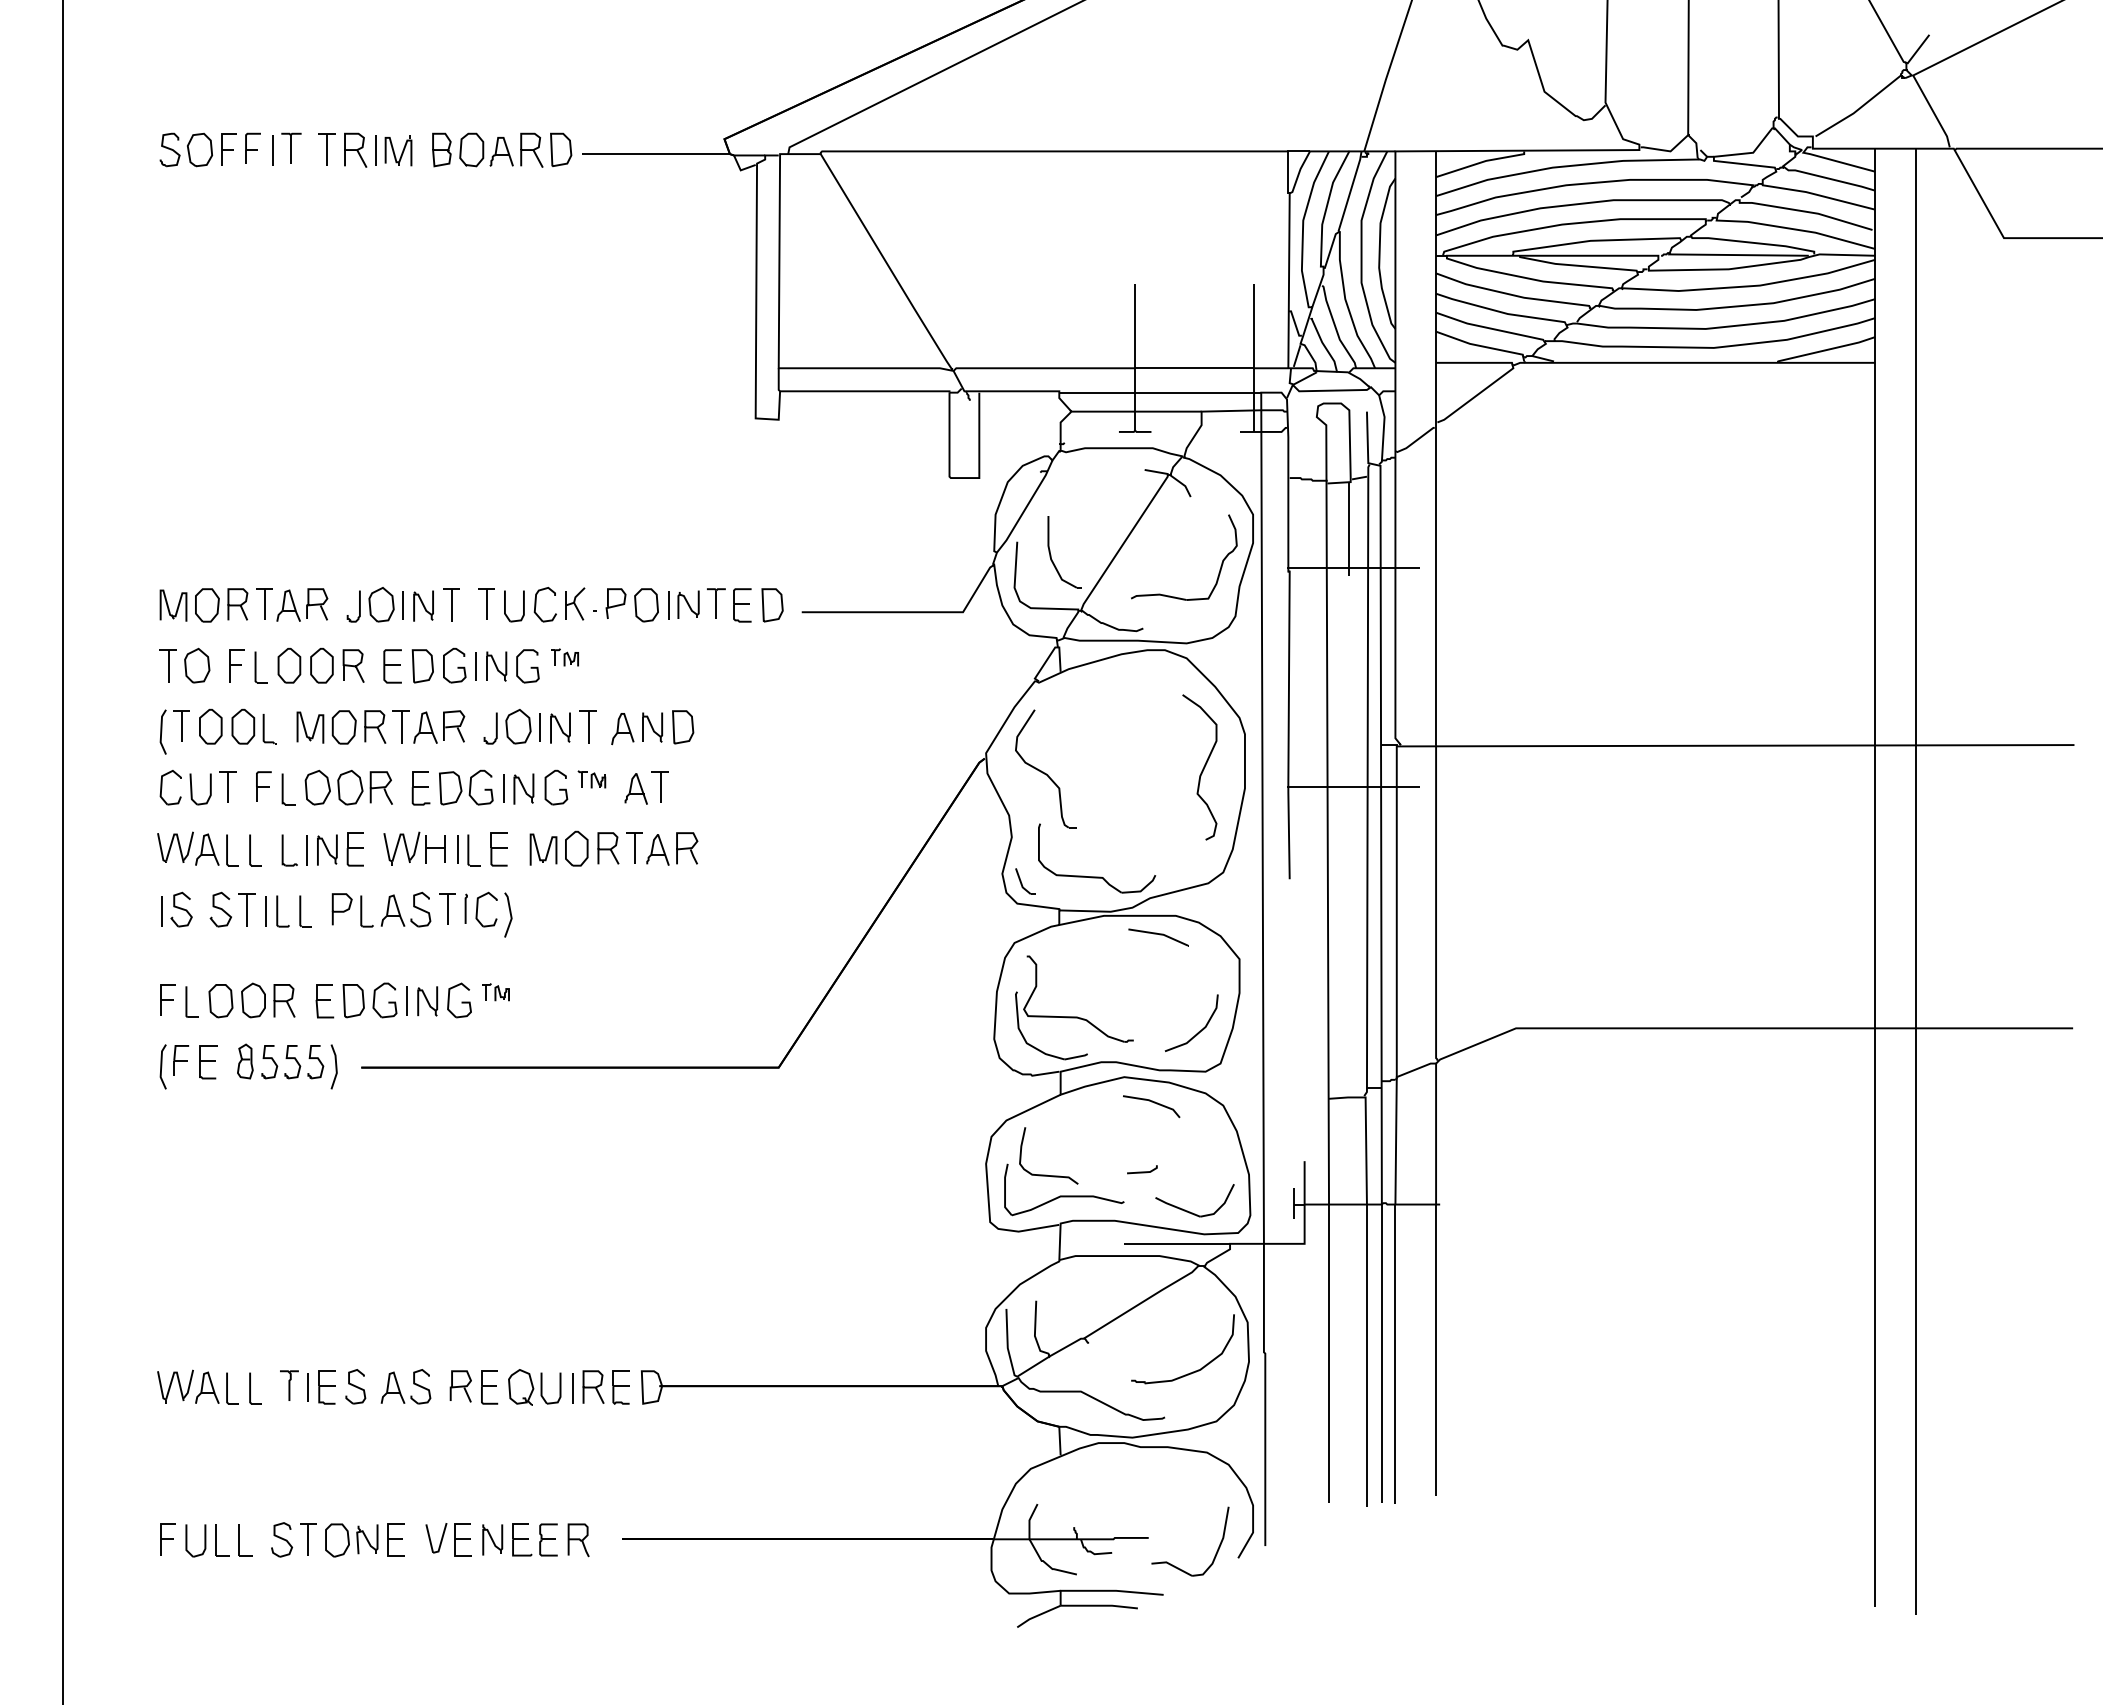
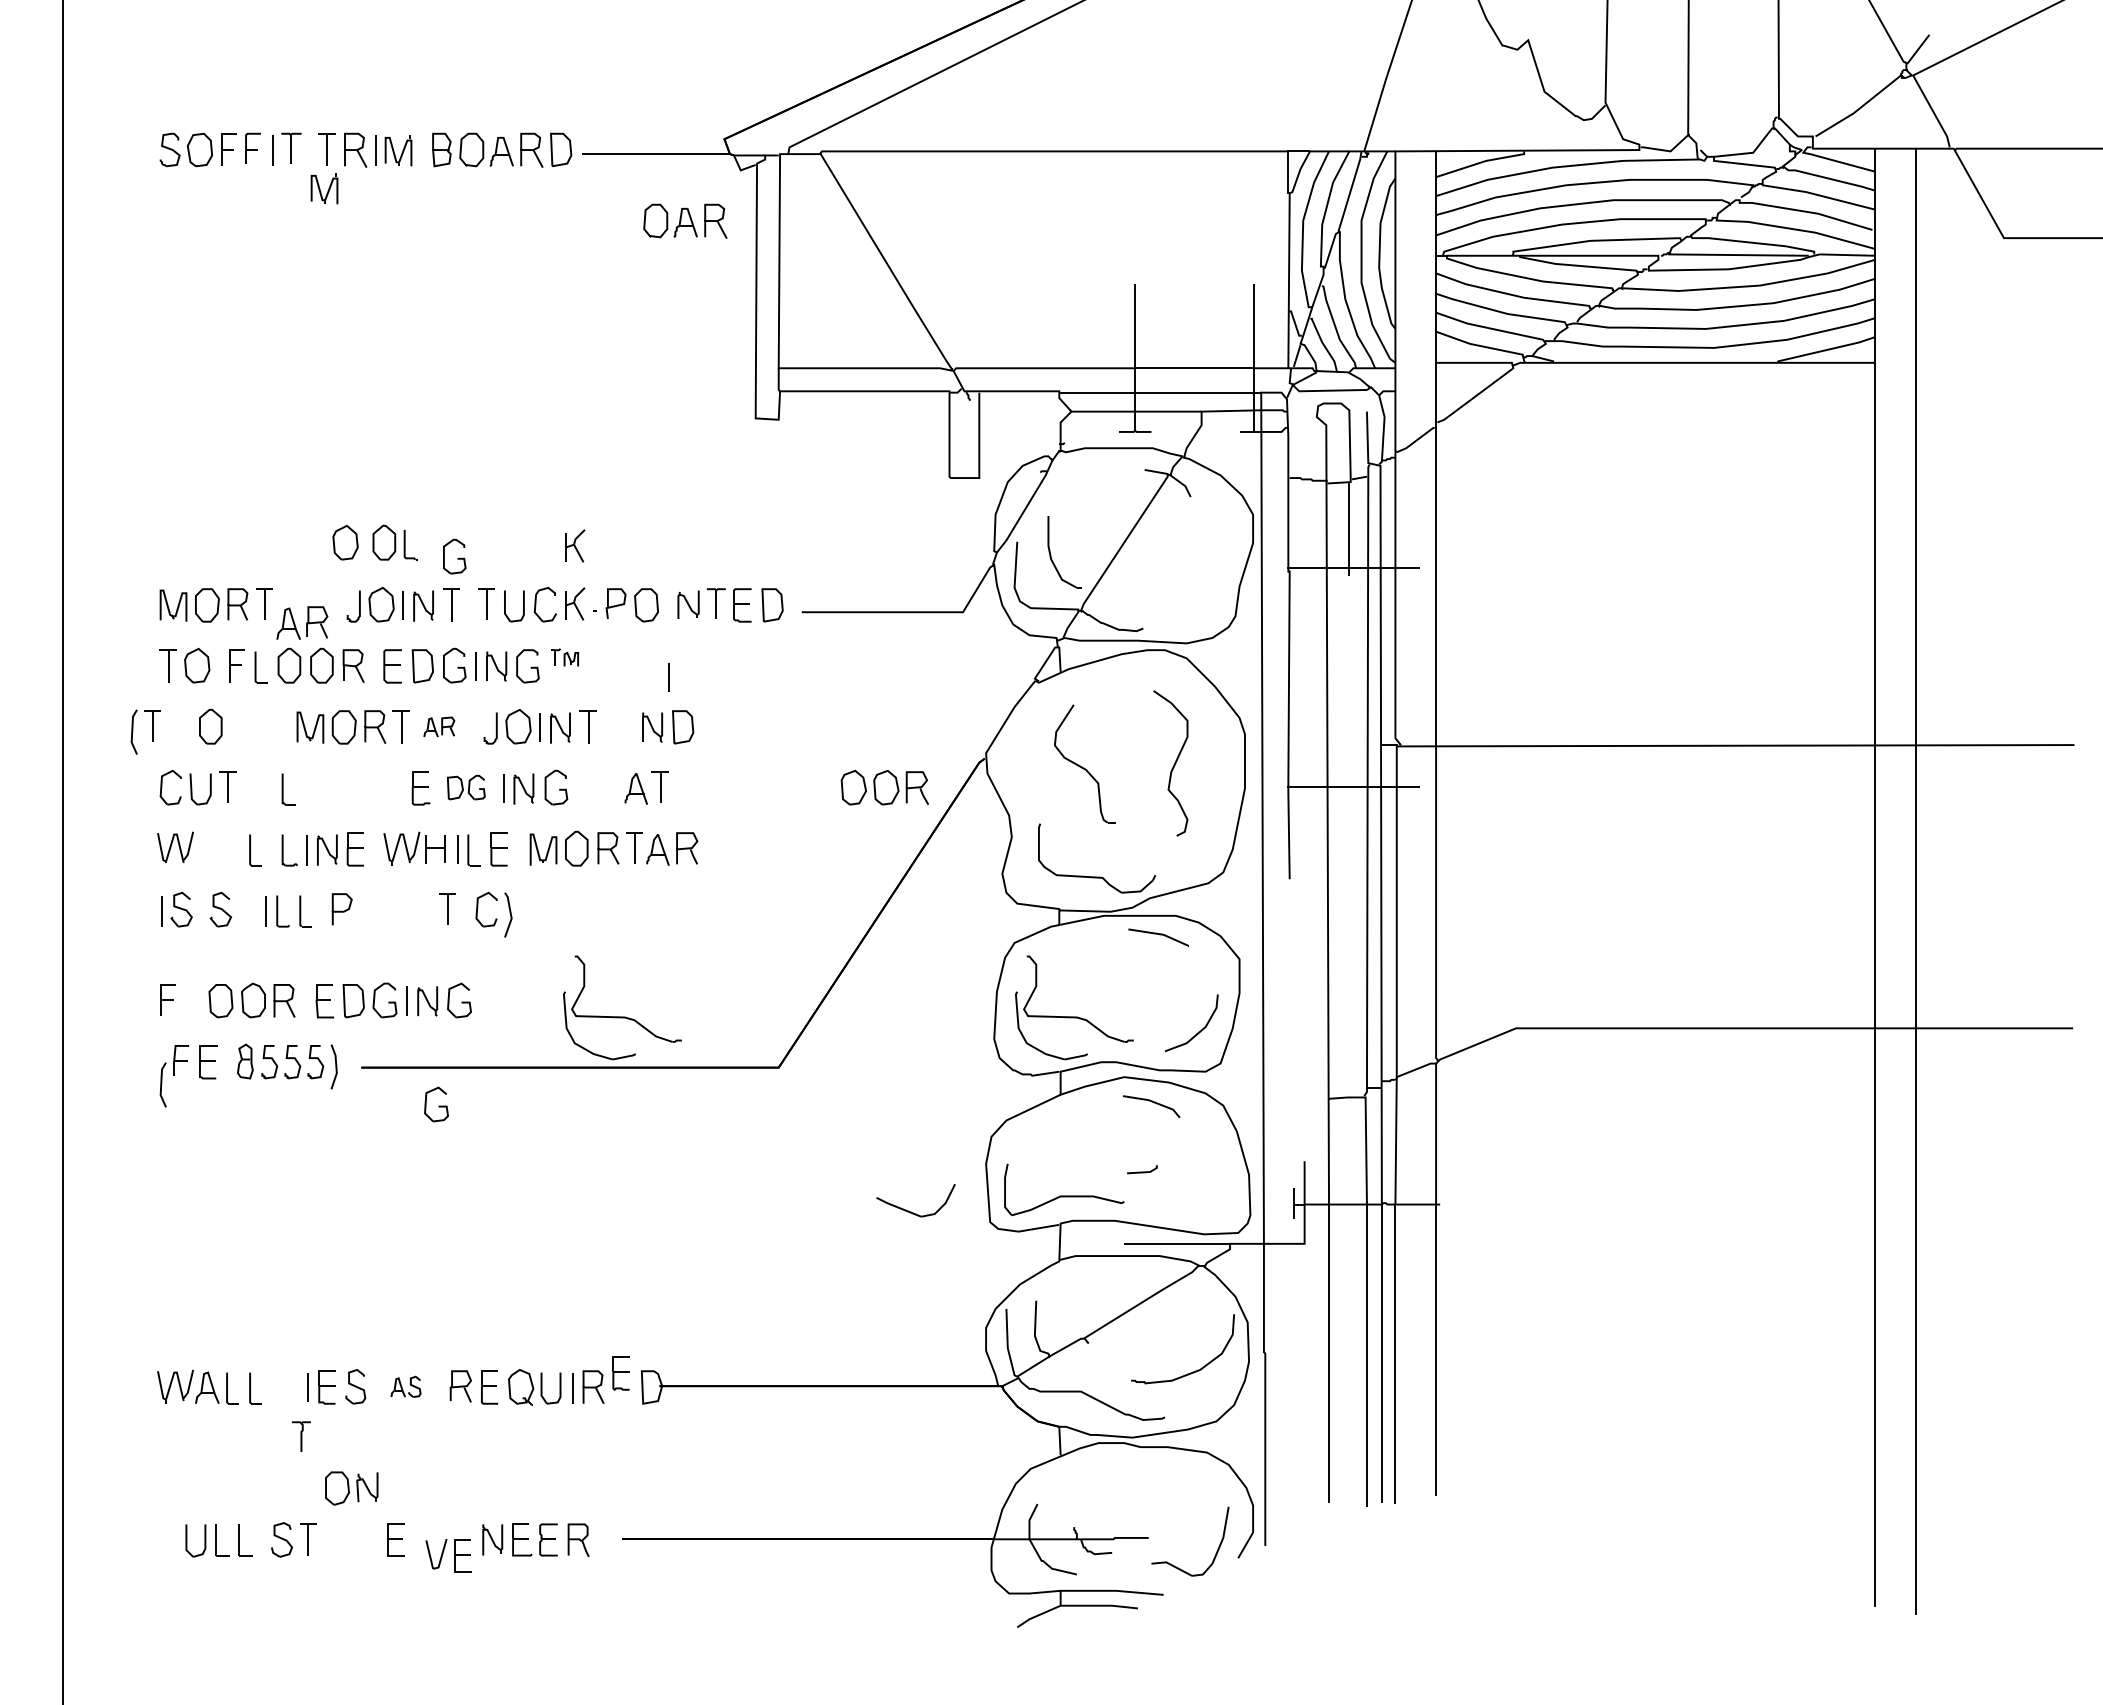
part: none -> present (324, 188)
part: none -> present (685, 220)
part: none -> present (345, 542)
part: none -> present (575, 545)
part: none -> present (454, 556)
part: present -> none (1219, 569)
part position: (302, 604) -> (302, 622) (302, 622)
line position: (668, 605) -> (668, 677) (668, 677)
part position: (253, 726) -> (394, 542) (394, 542)
part size: 53x34 px -> 33x22 px (439, 726)
part: present -> none (622, 729)
part position: (181, 731) -> (152, 731) (152, 731)
part position: (1045, 768) -> (1084, 763) (1084, 763)
curve position: (1202, 768) -> (1173, 764) (1173, 764)
part: present -> none (591, 779)
part: present -> none (263, 786)
part position: (348, 787) -> (884, 787) (884, 787)
part size: 55x37 px -> 39x27 px (466, 787)
part: present -> none (216, 849)
part: present -> none (1025, 881)
line: present -> none (465, 908)
part: present -> none (246, 909)
part: present -> none (395, 909)
part: present -> none (495, 992)
part: present -> none (191, 1001)
part: none -> present (622, 1016)
line position: (162, 1066) -> (162, 1084) (162, 1084)
part: none -> present (436, 1104)
curve: present -> none (1046, 1174)
part position: (1190, 1211) -> (911, 1211) (911, 1211)
part position: (289, 1385) -> (301, 1436) (301, 1436)
part size: 52x36 px -> 32x23 px (405, 1386)
part position: (620, 1387) -> (620, 1373) (620, 1373)
part: present -> none (167, 1539)
part position: (448, 1539) -> (448, 1555) (448, 1555)
part position: (351, 1540) -> (351, 1488) (351, 1488)
